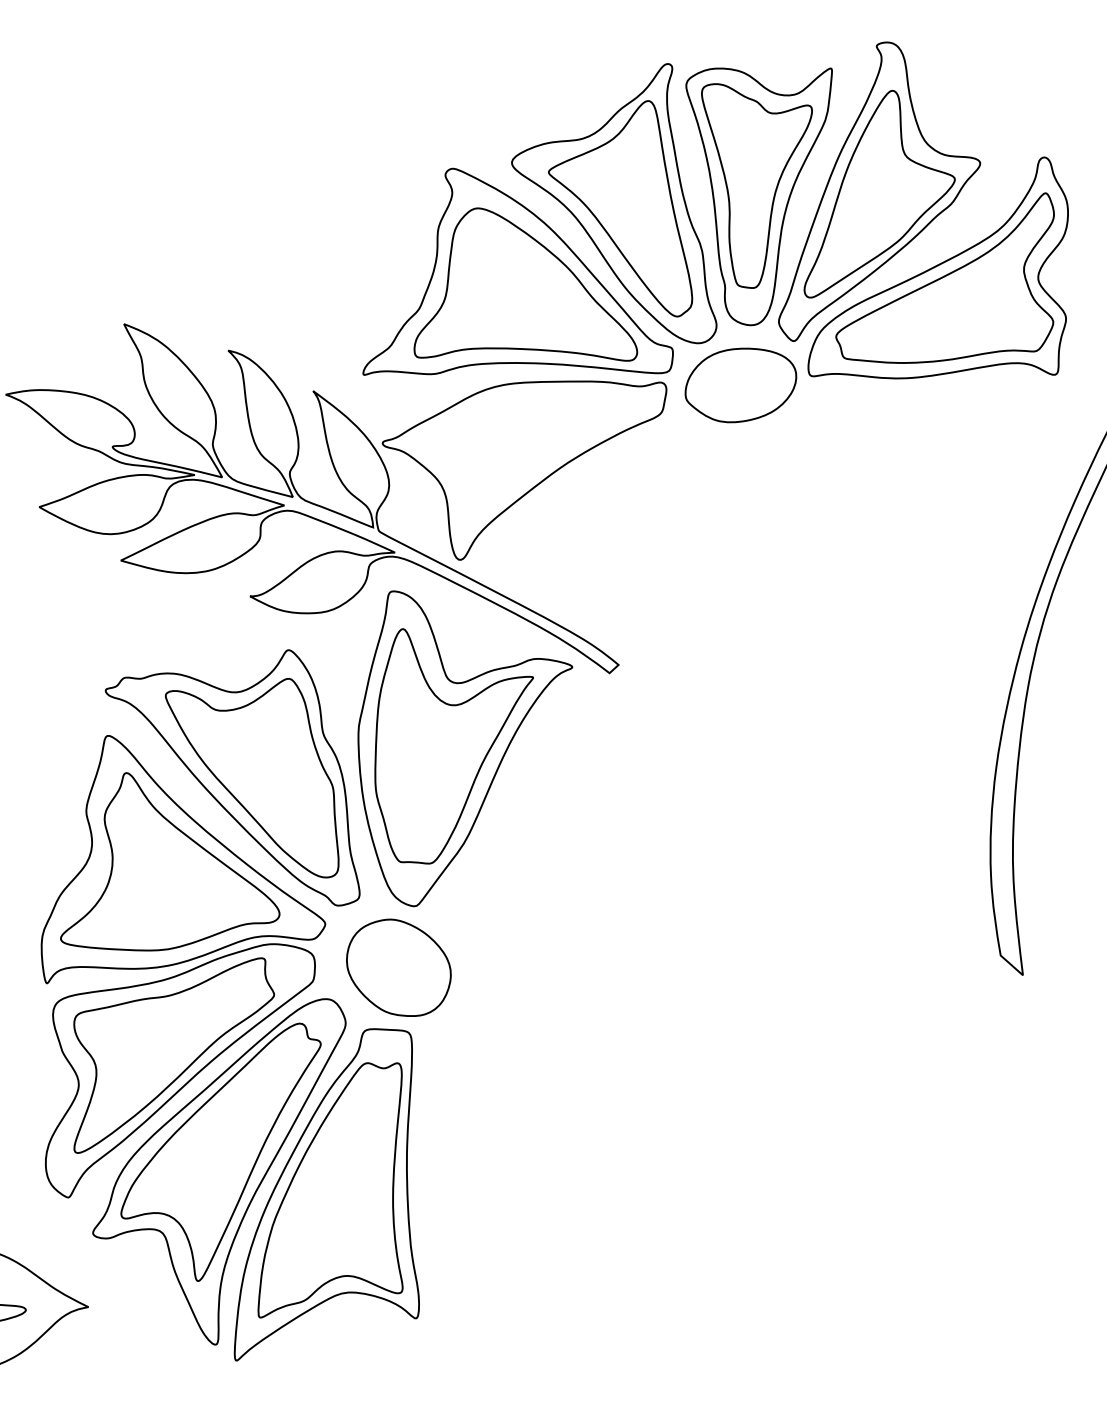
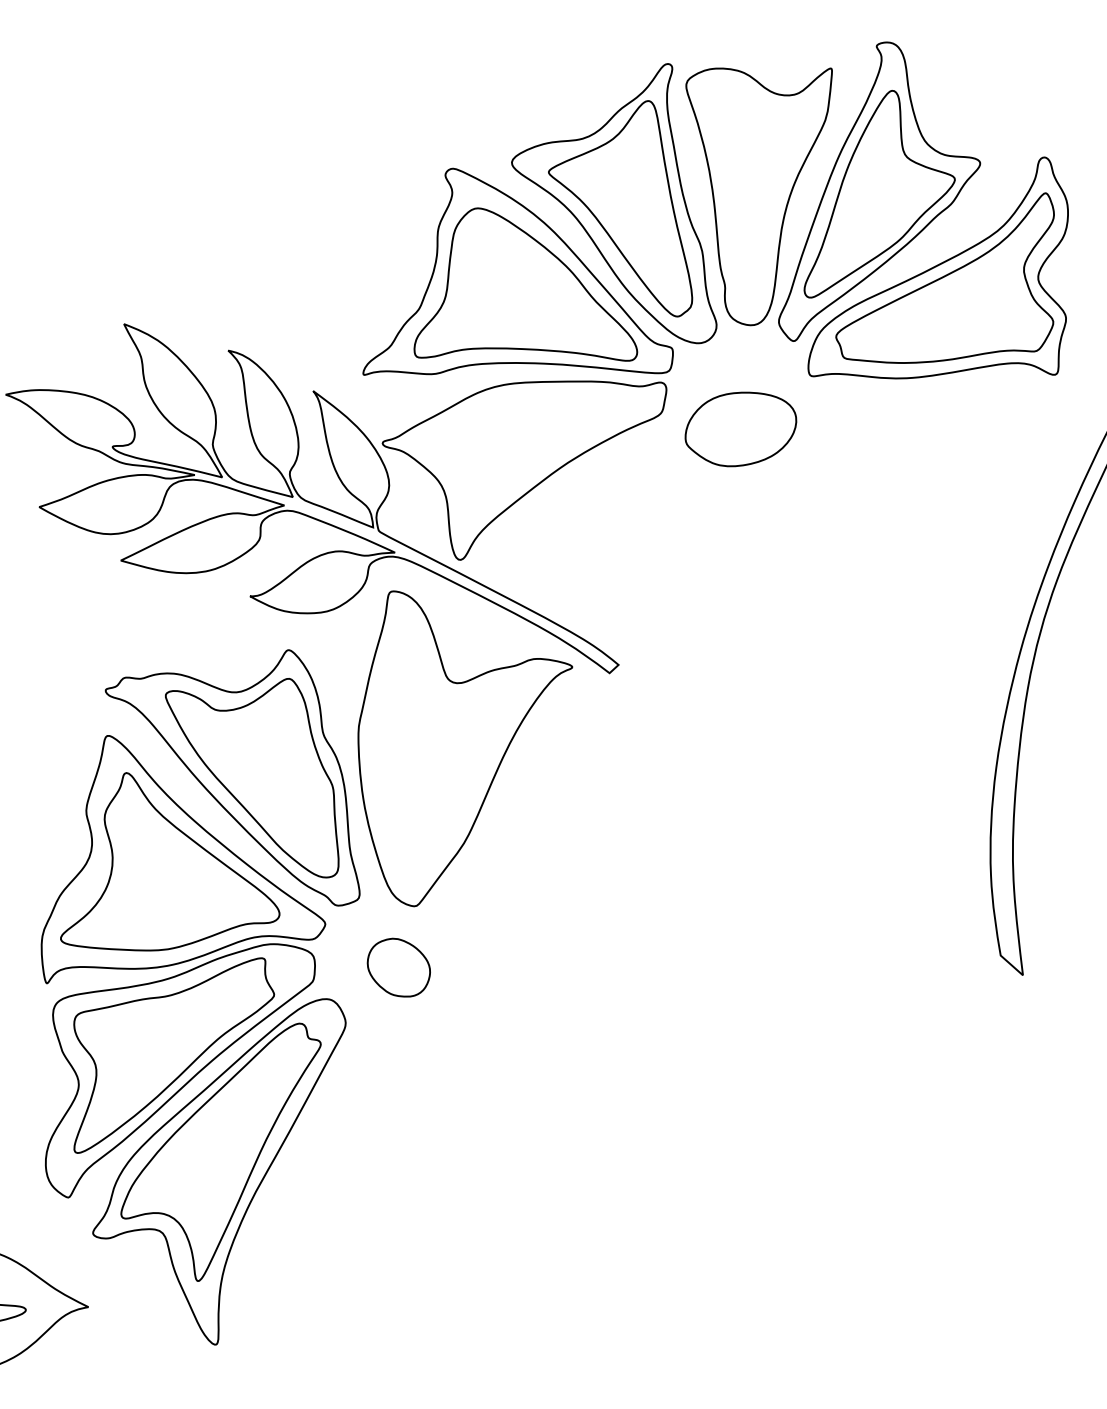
part: present -> none (756, 185)
part position: (740, 385) -> (740, 429) (740, 429)
part: present -> none (453, 746)
part size: 106x99 px -> 65x61 px (398, 967)
part: present -> none (326, 1194)
